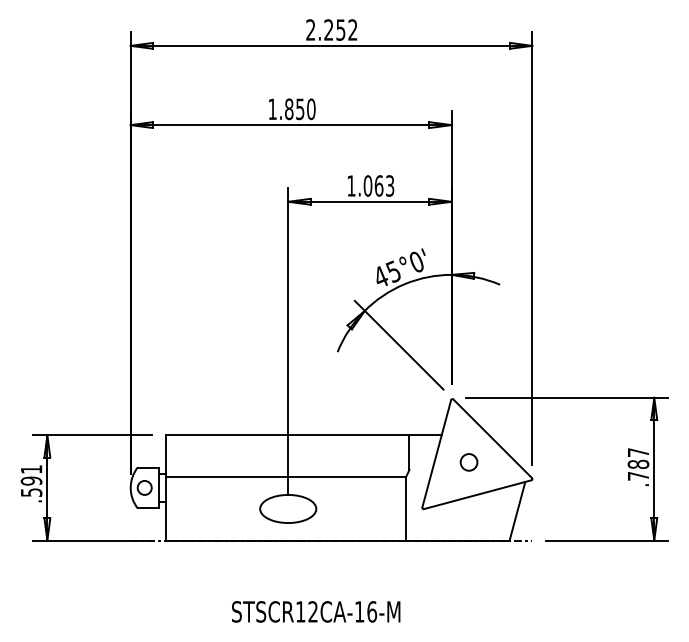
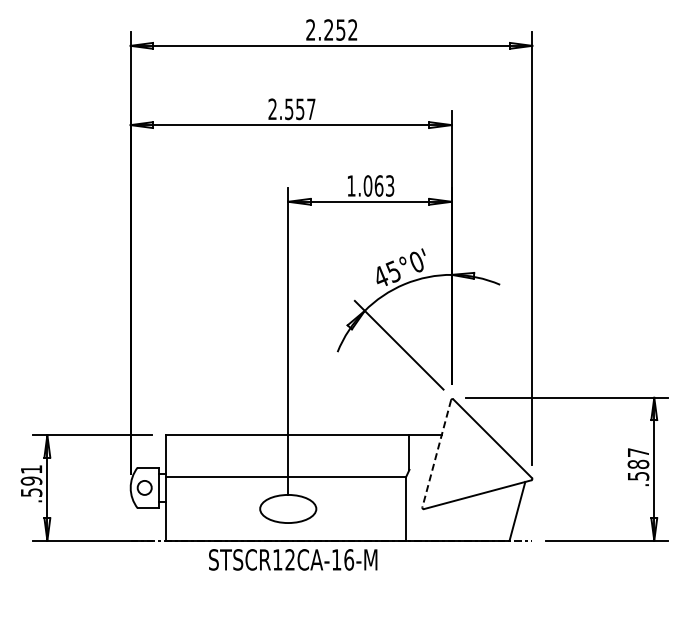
text: 1.850 -> 2.557 (291, 109)
line: solid -> dashed (436, 454)
circle: present -> none (468, 462)
text: .787 -> .587 (638, 476)
text position: (316, 611) -> (293, 559) (293, 559)
